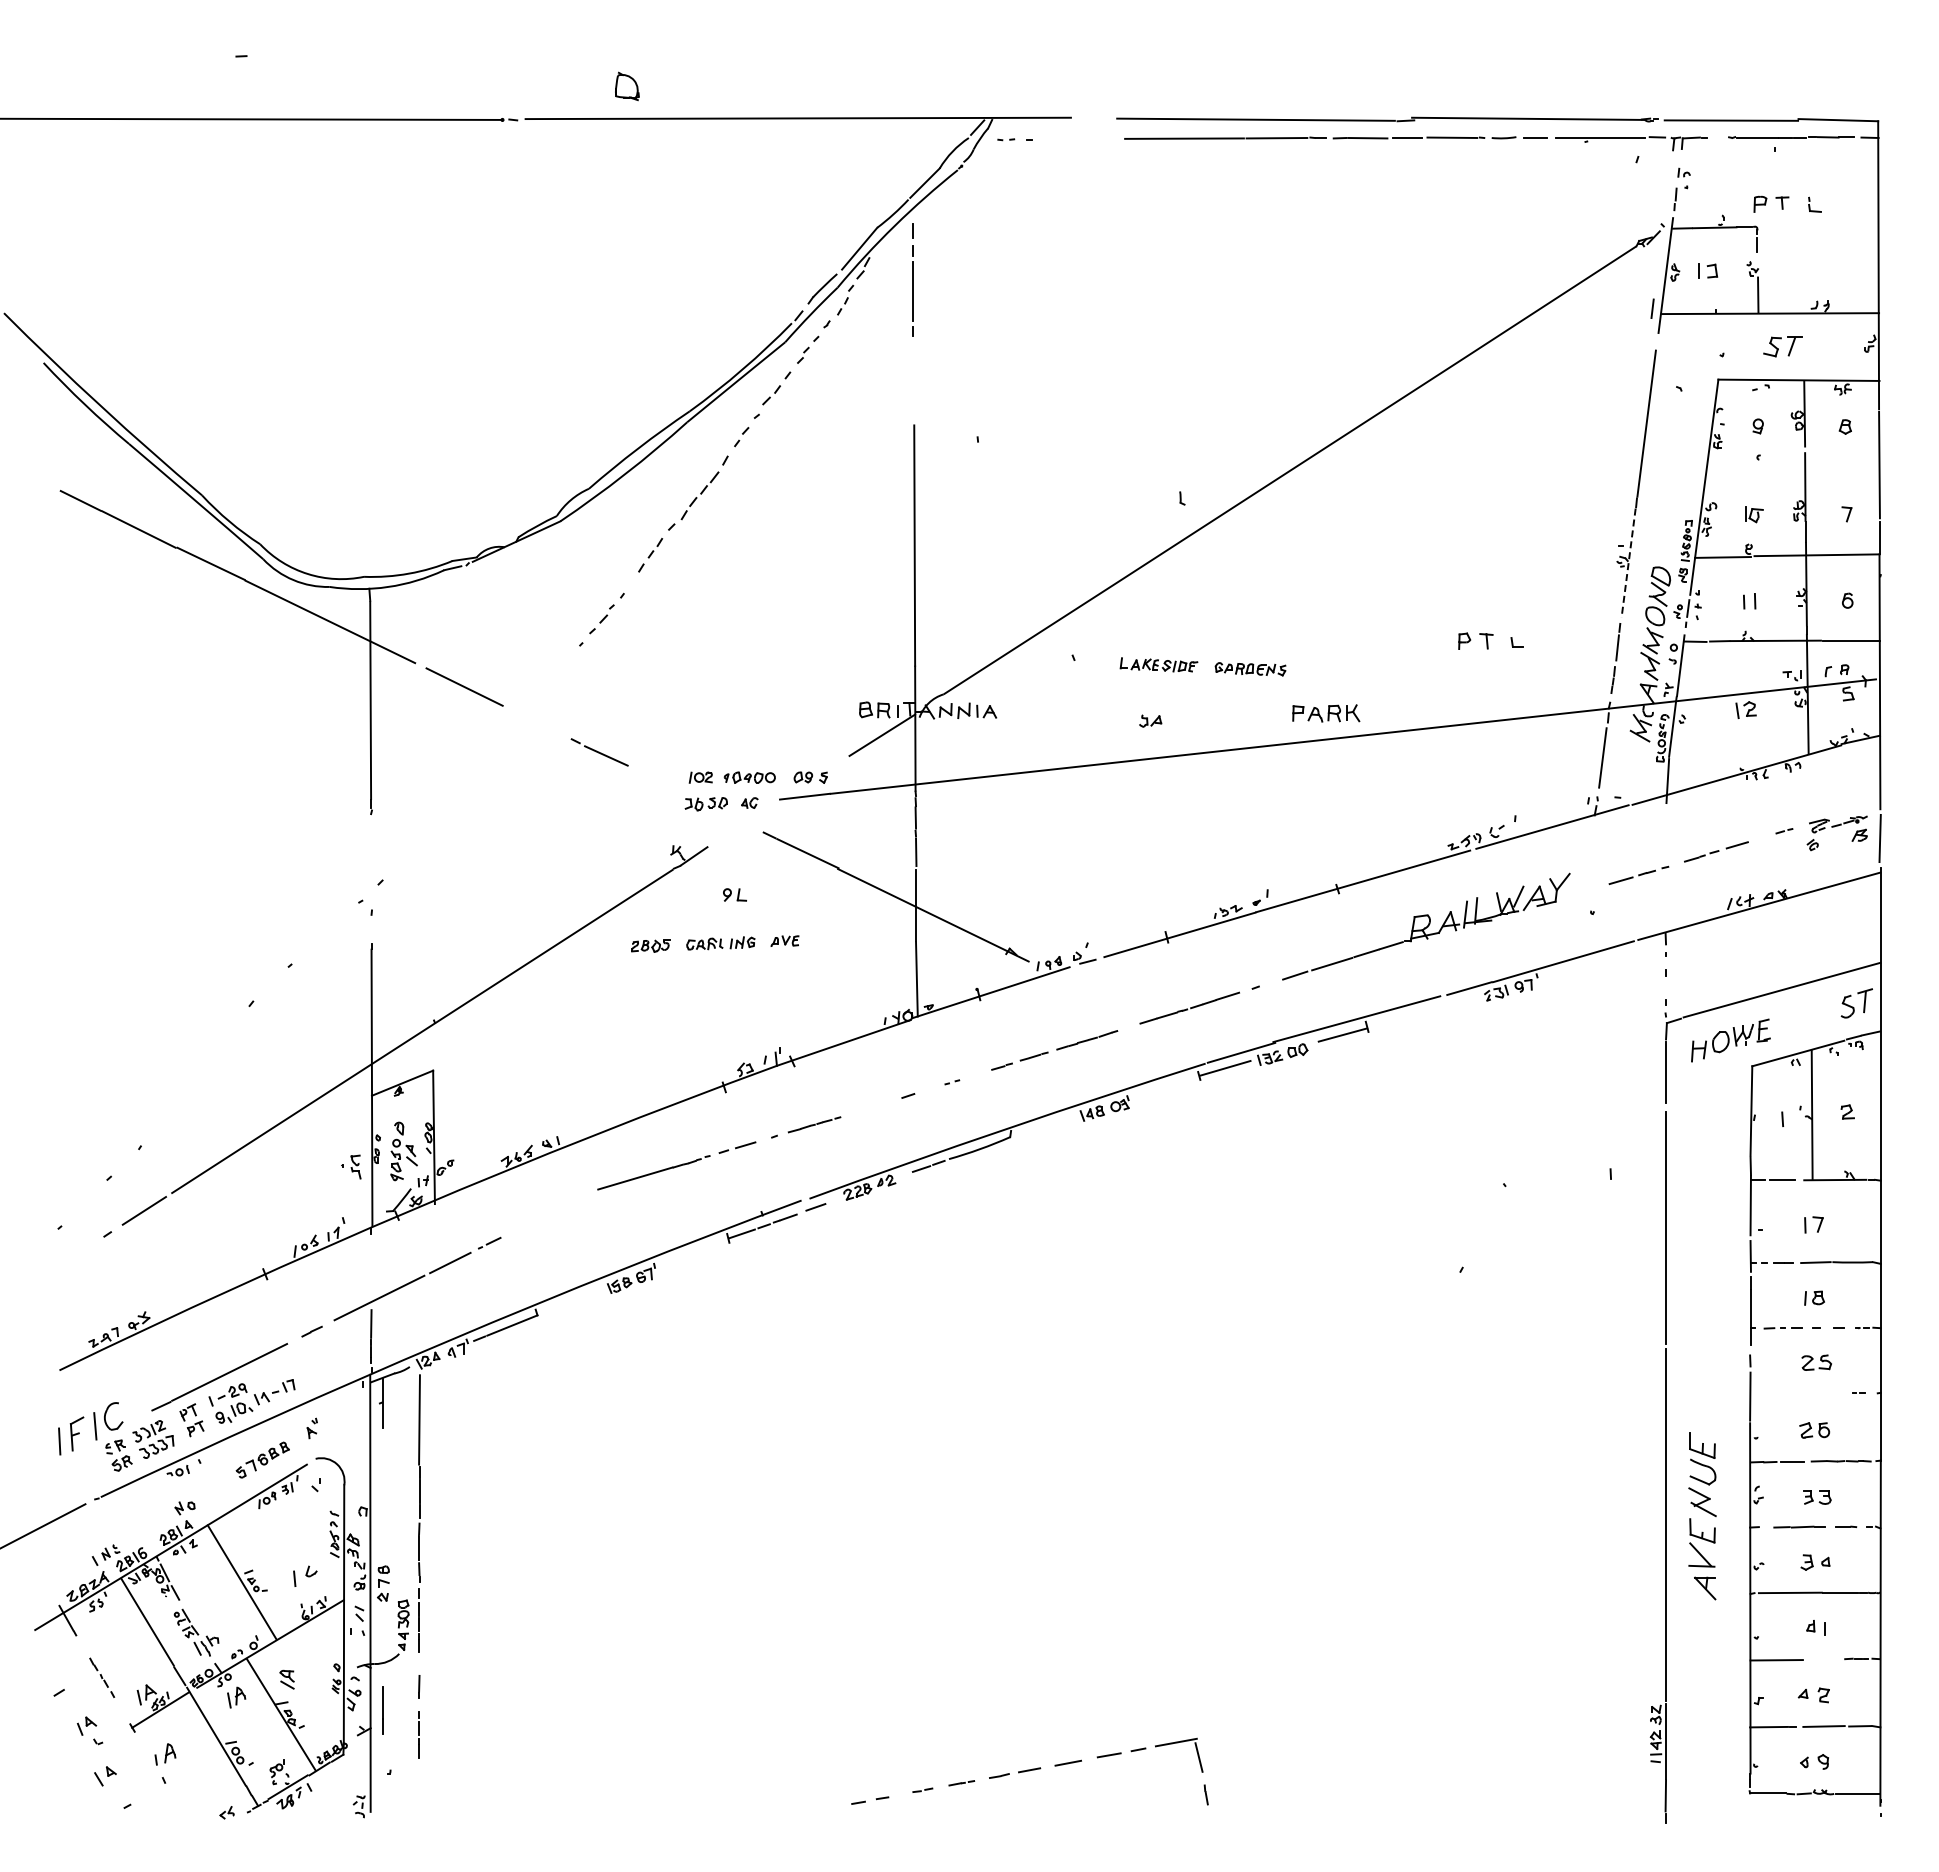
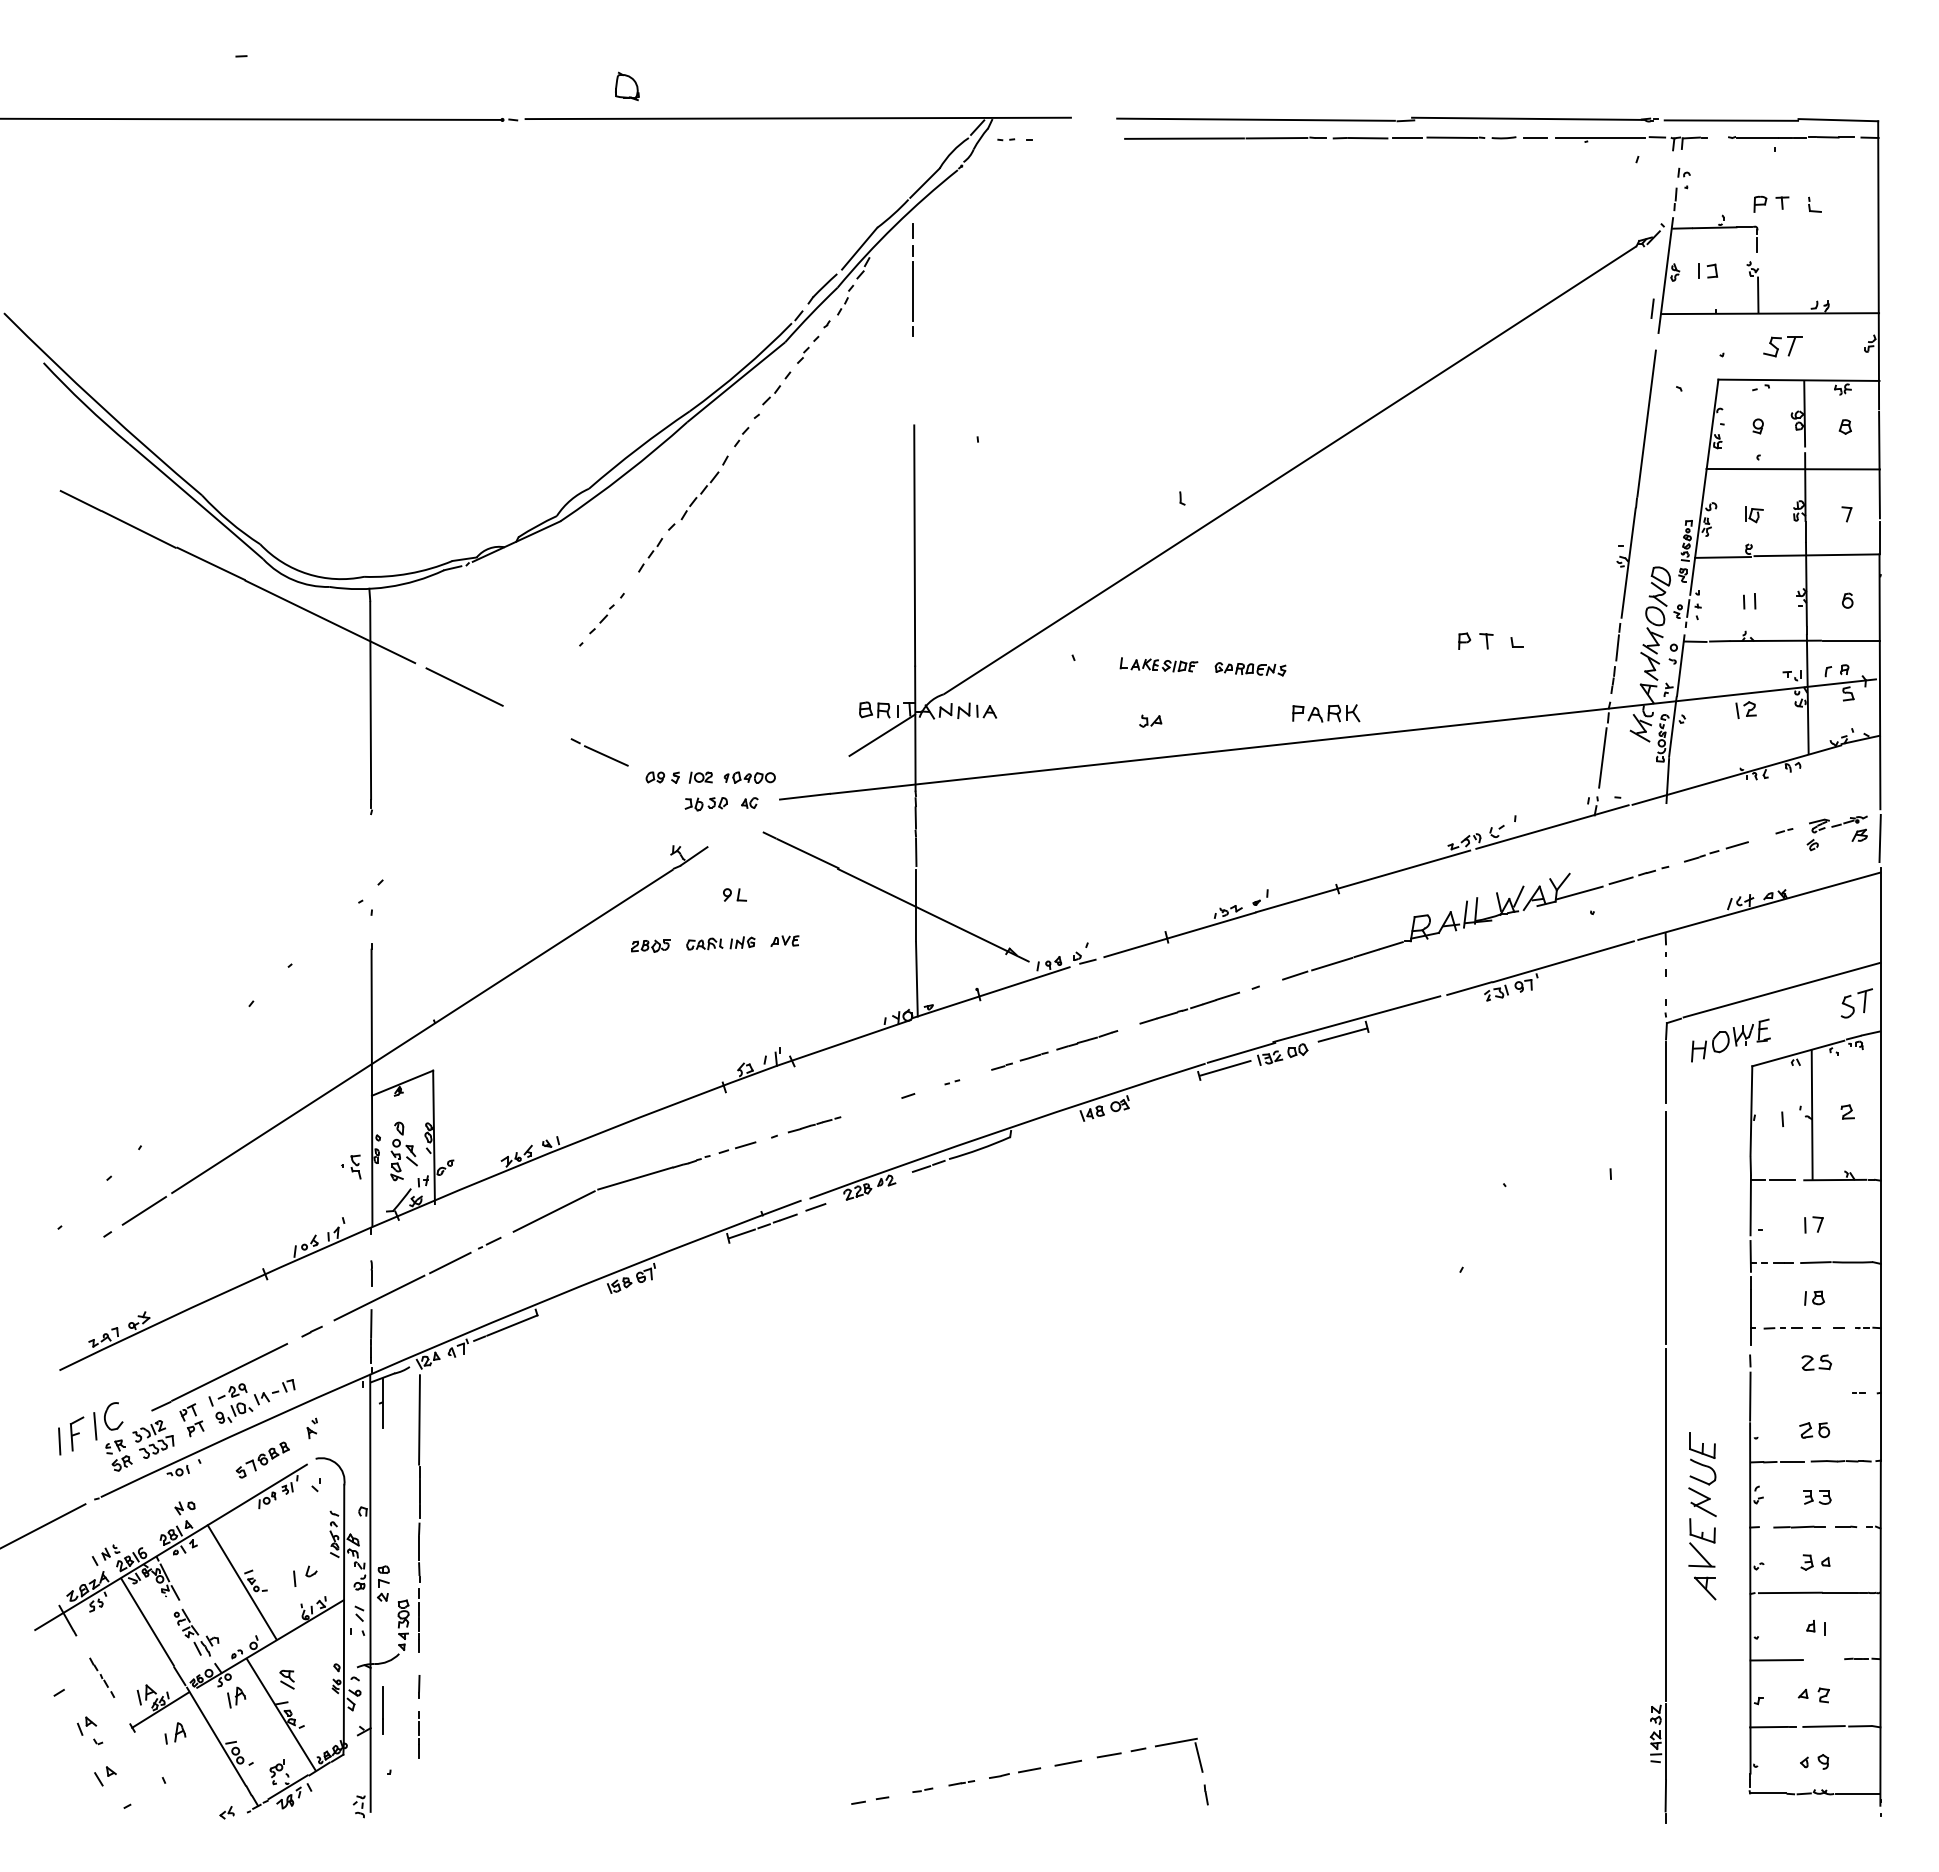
line: none -> present (1792, 469)
line: dashed -> solid (1628, 563)
part position: (810, 777) -> (662, 777) (662, 777)
line: none -> present (1579, 892)
line: none -> present (553, 1211)
line: none -> present (371, 1273)
part position: (165, 1754) -> (175, 1733) (175, 1733)
